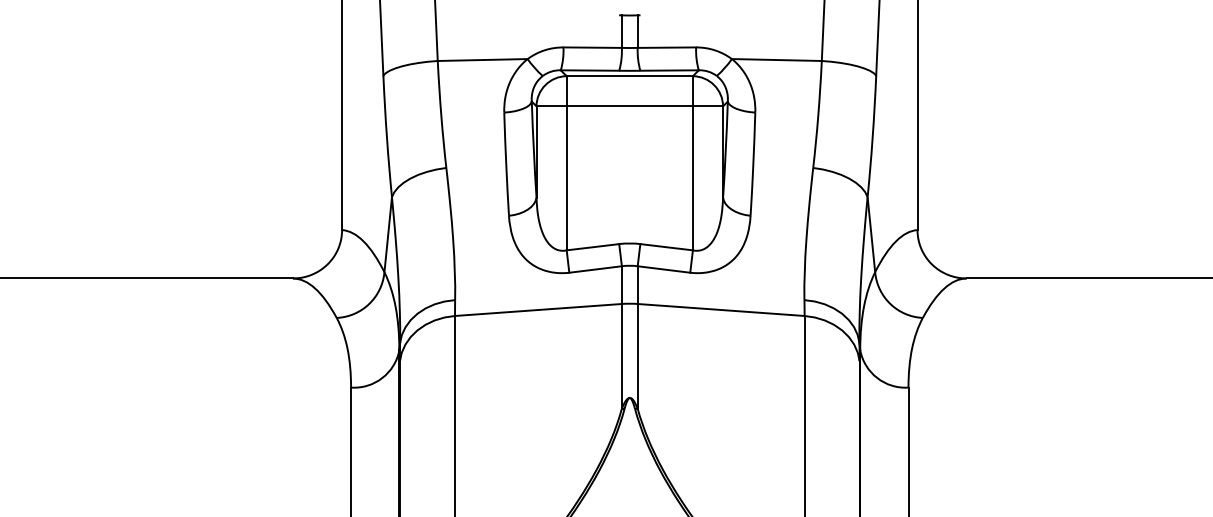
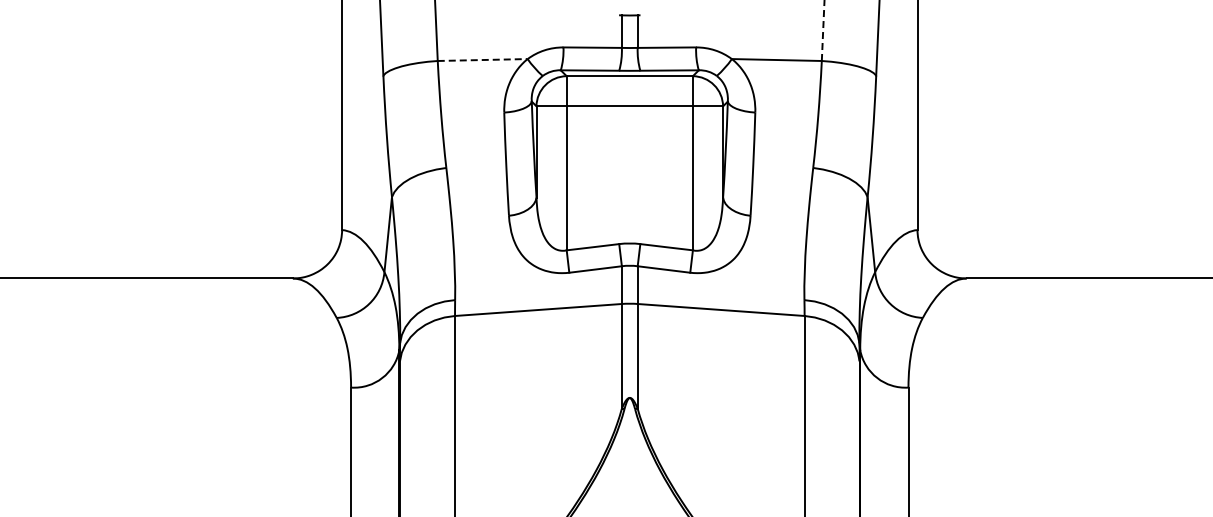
line: solid -> dashed (823, 30)
line: solid -> dashed (482, 60)
